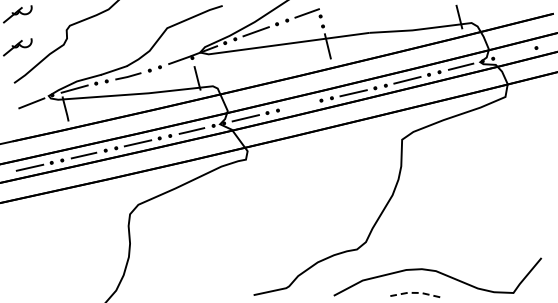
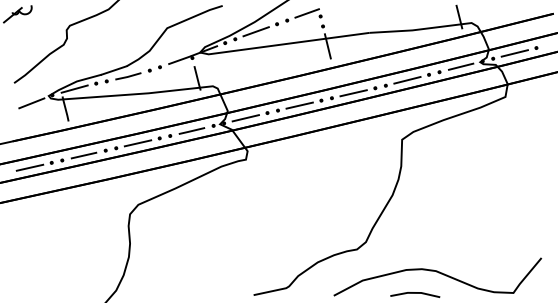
part: present -> none (17, 47)
line: none -> present (514, 53)
line: none -> present (299, 105)
line: dashed -> solid (415, 292)
